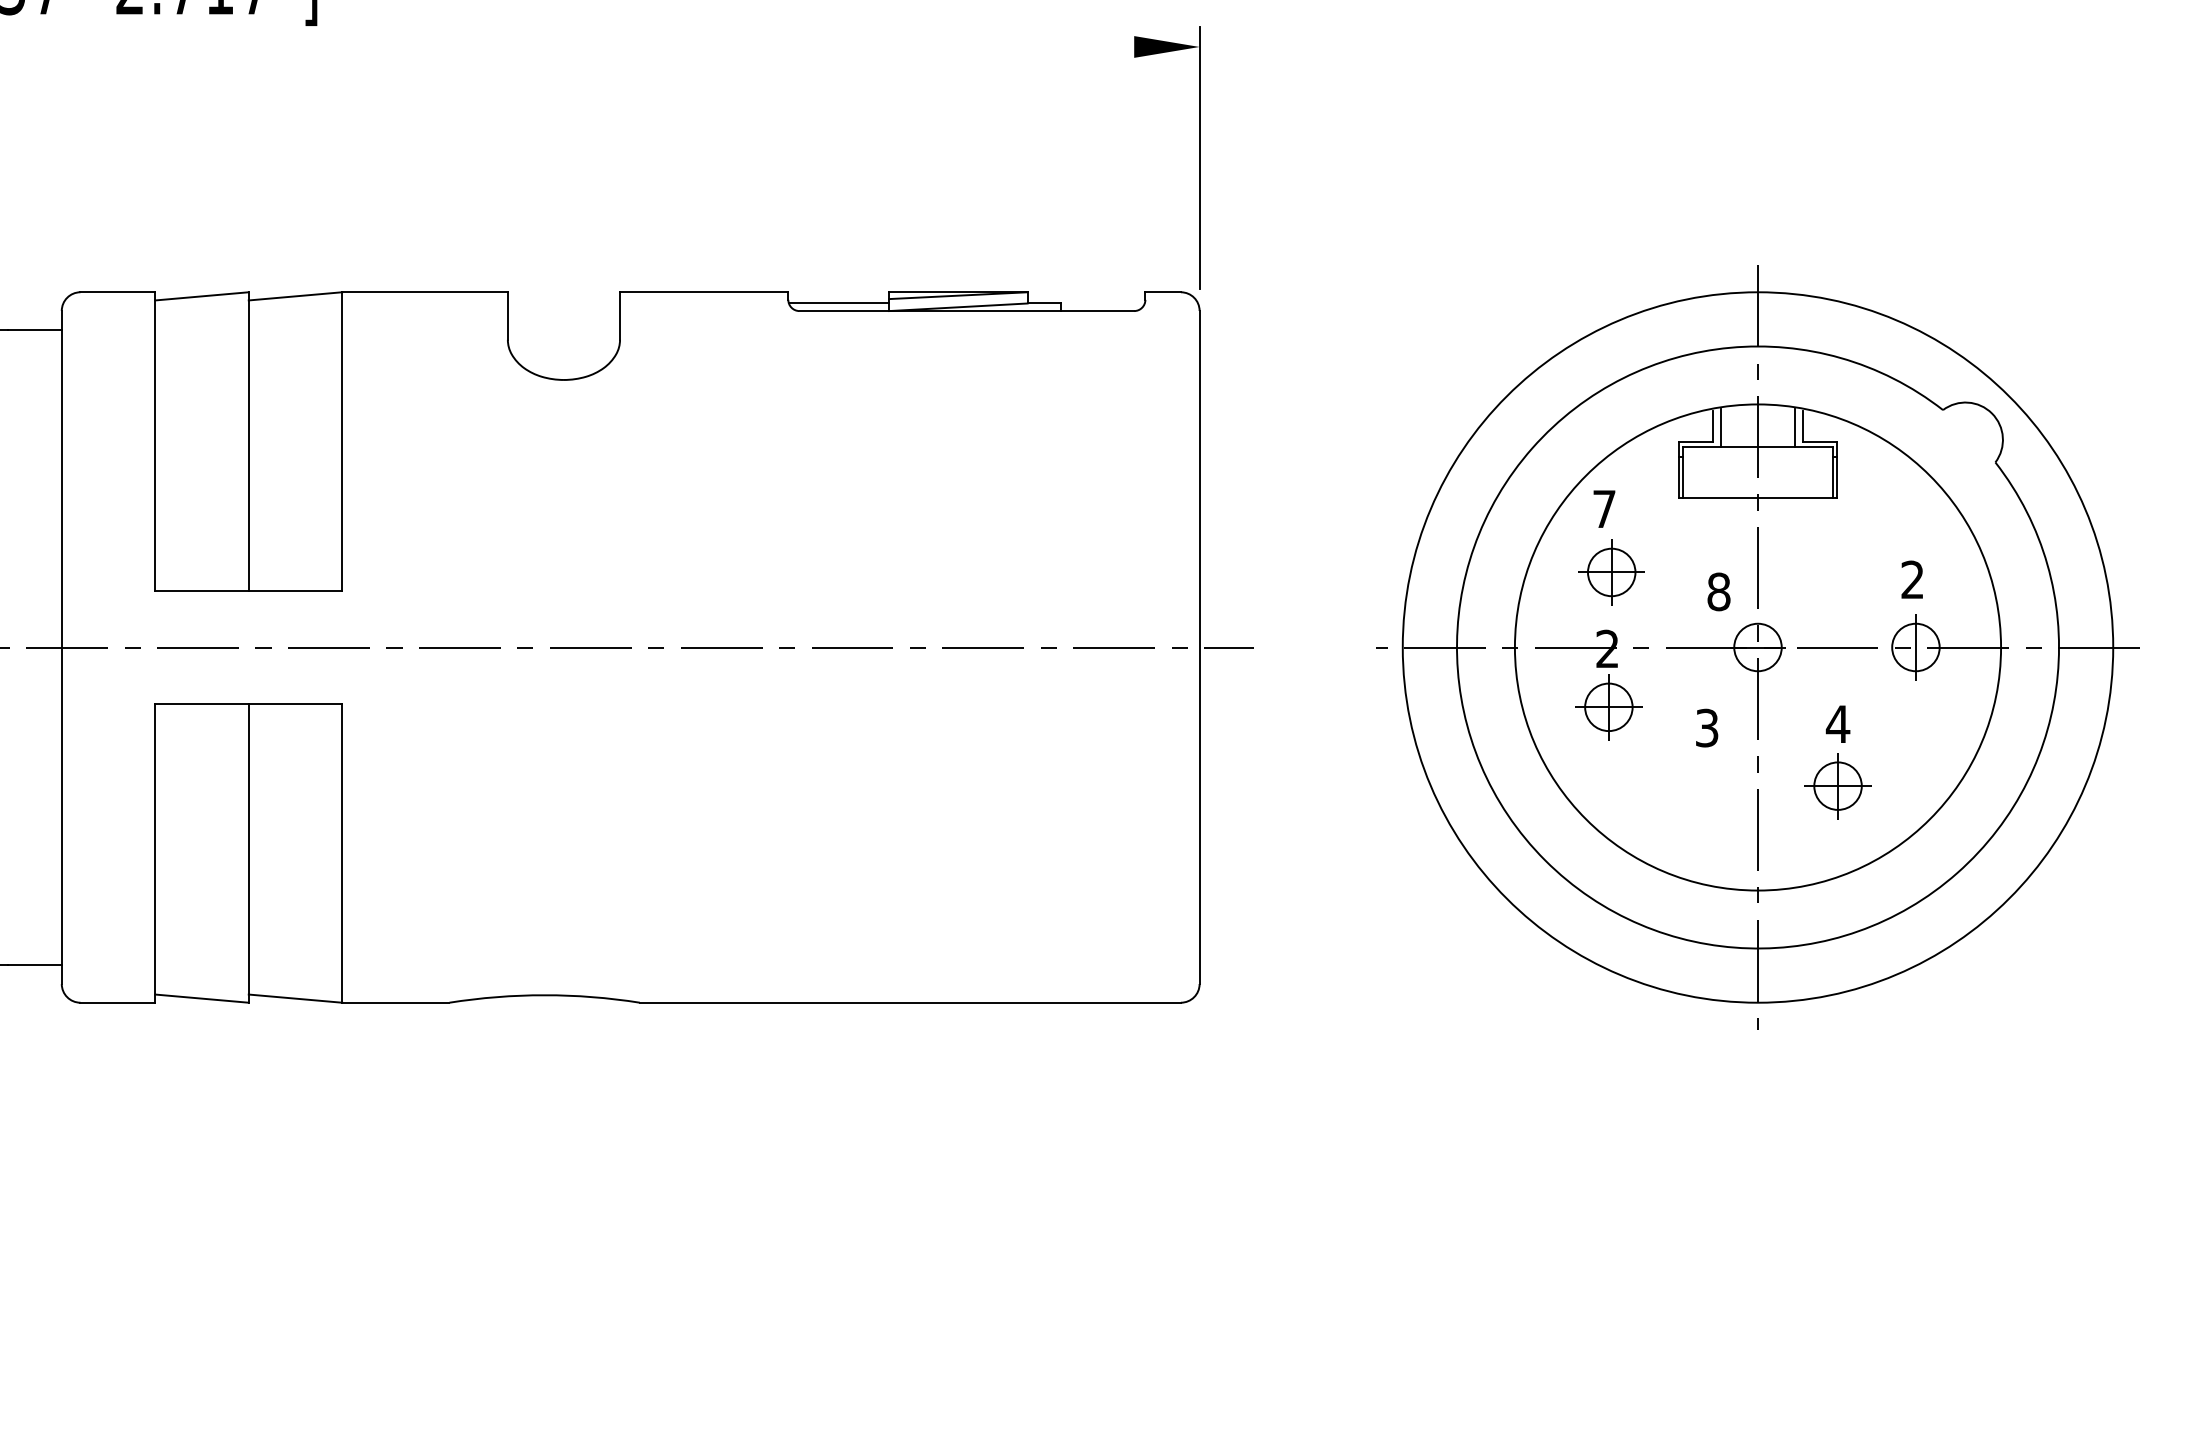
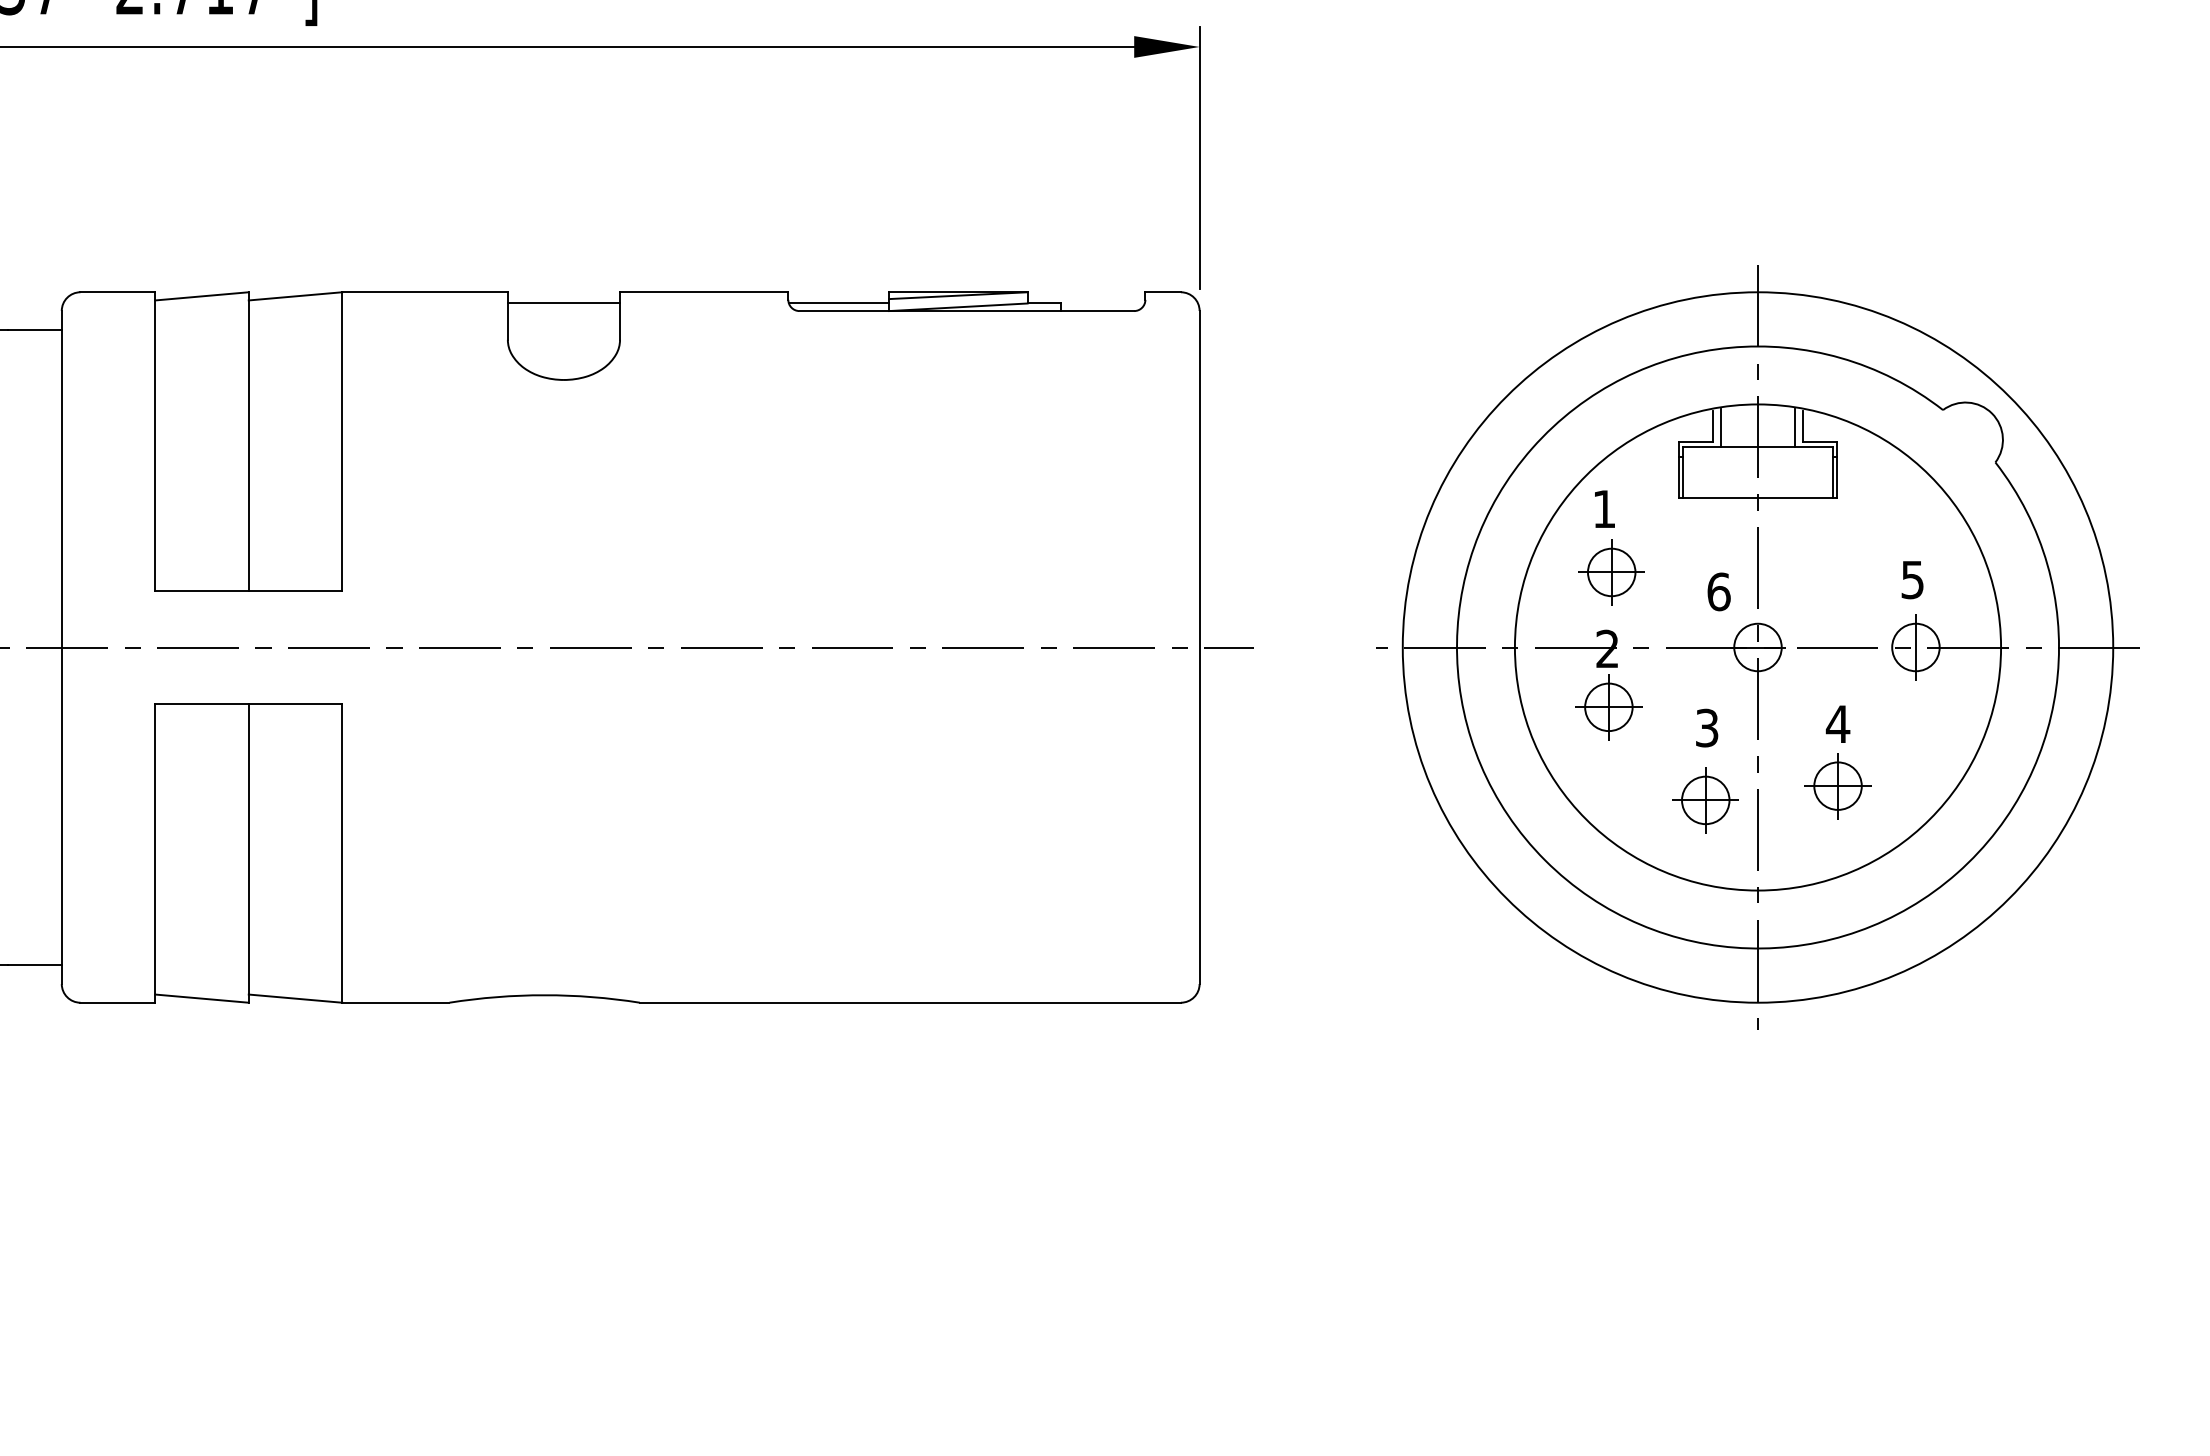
line: none -> present (568, 46)
line: none -> present (563, 303)
text: 7 -> 1 (1604, 508)
text: 2 -> 5 (1912, 579)
text: 8 -> 6 (1718, 591)
part: none -> present (1705, 800)
